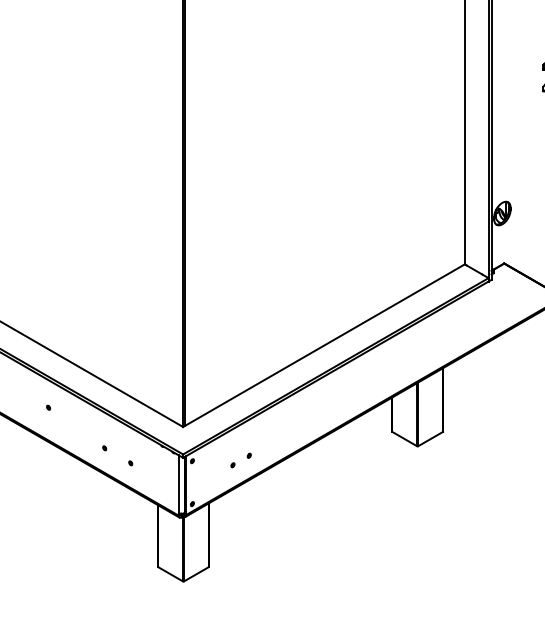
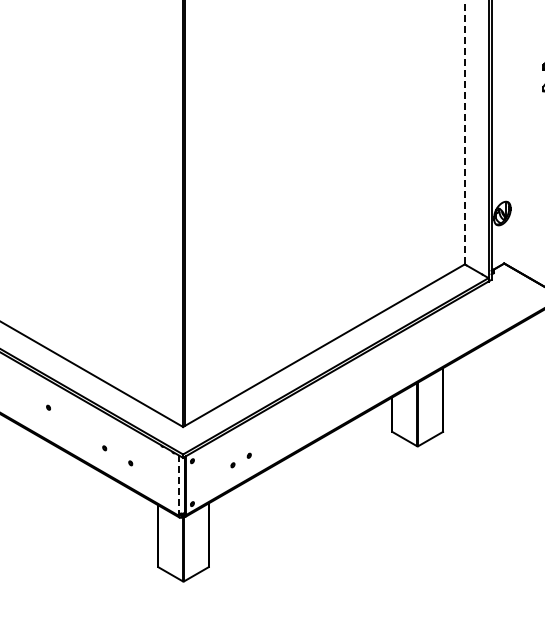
line: solid -> dashed (464, 132)
line: solid -> dashed (178, 484)
